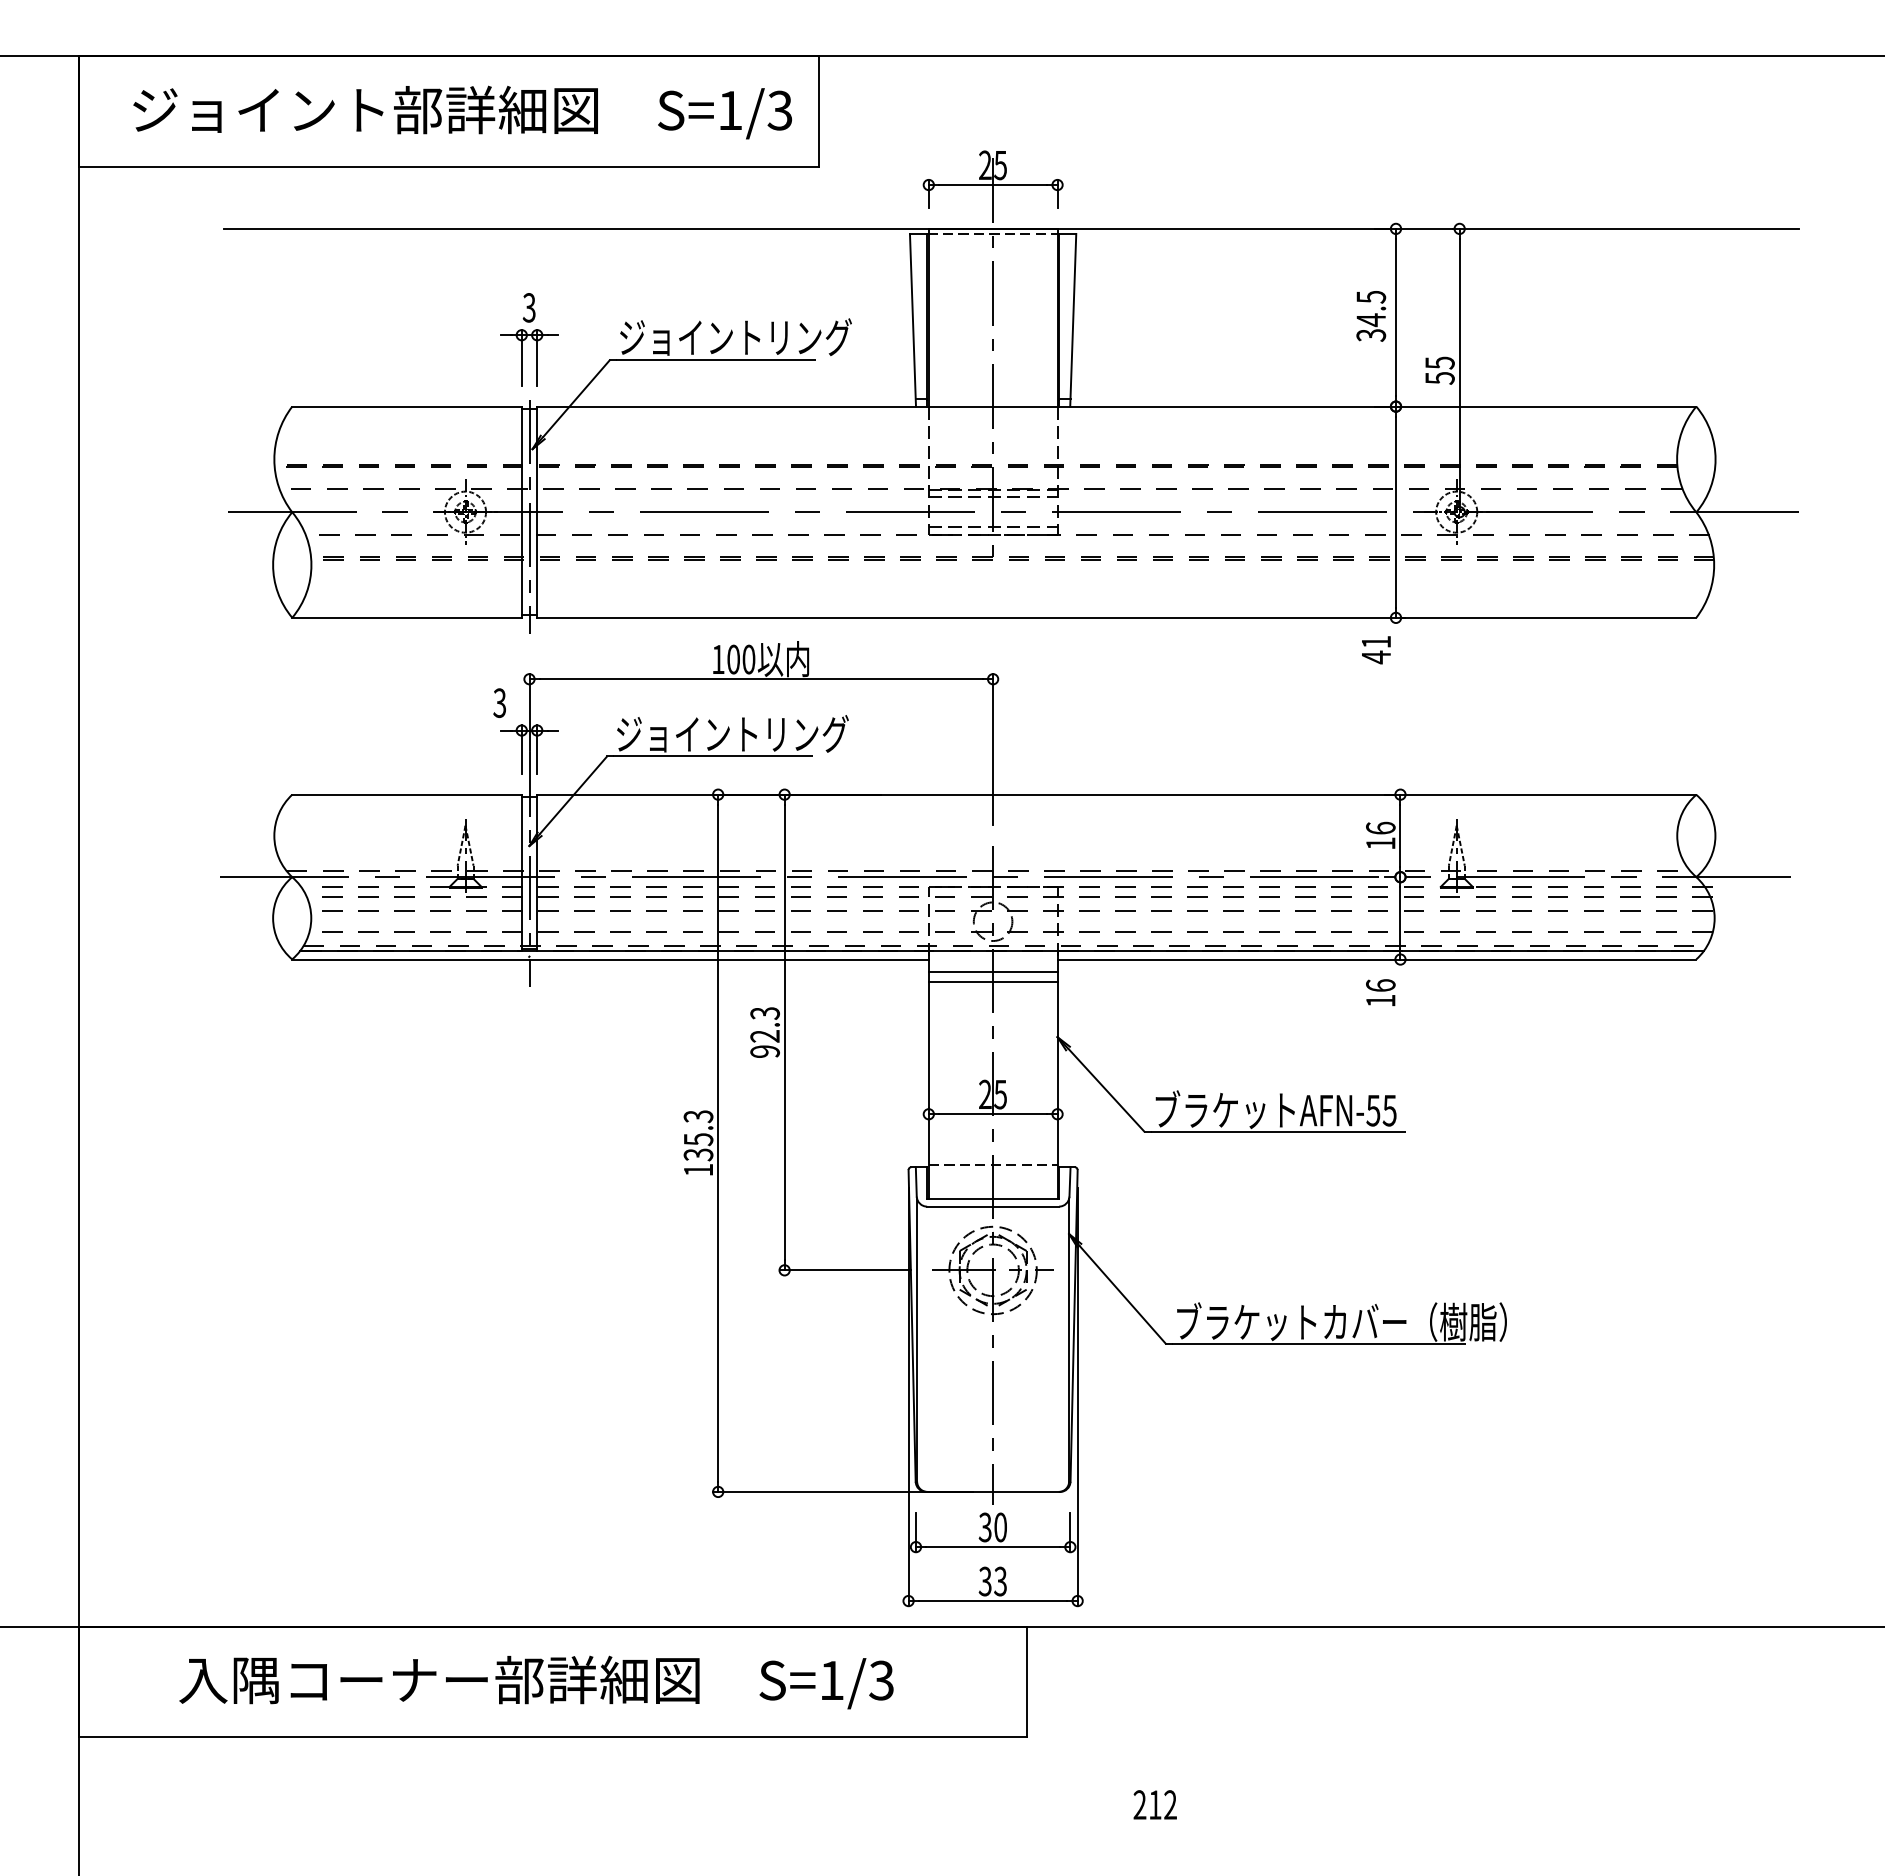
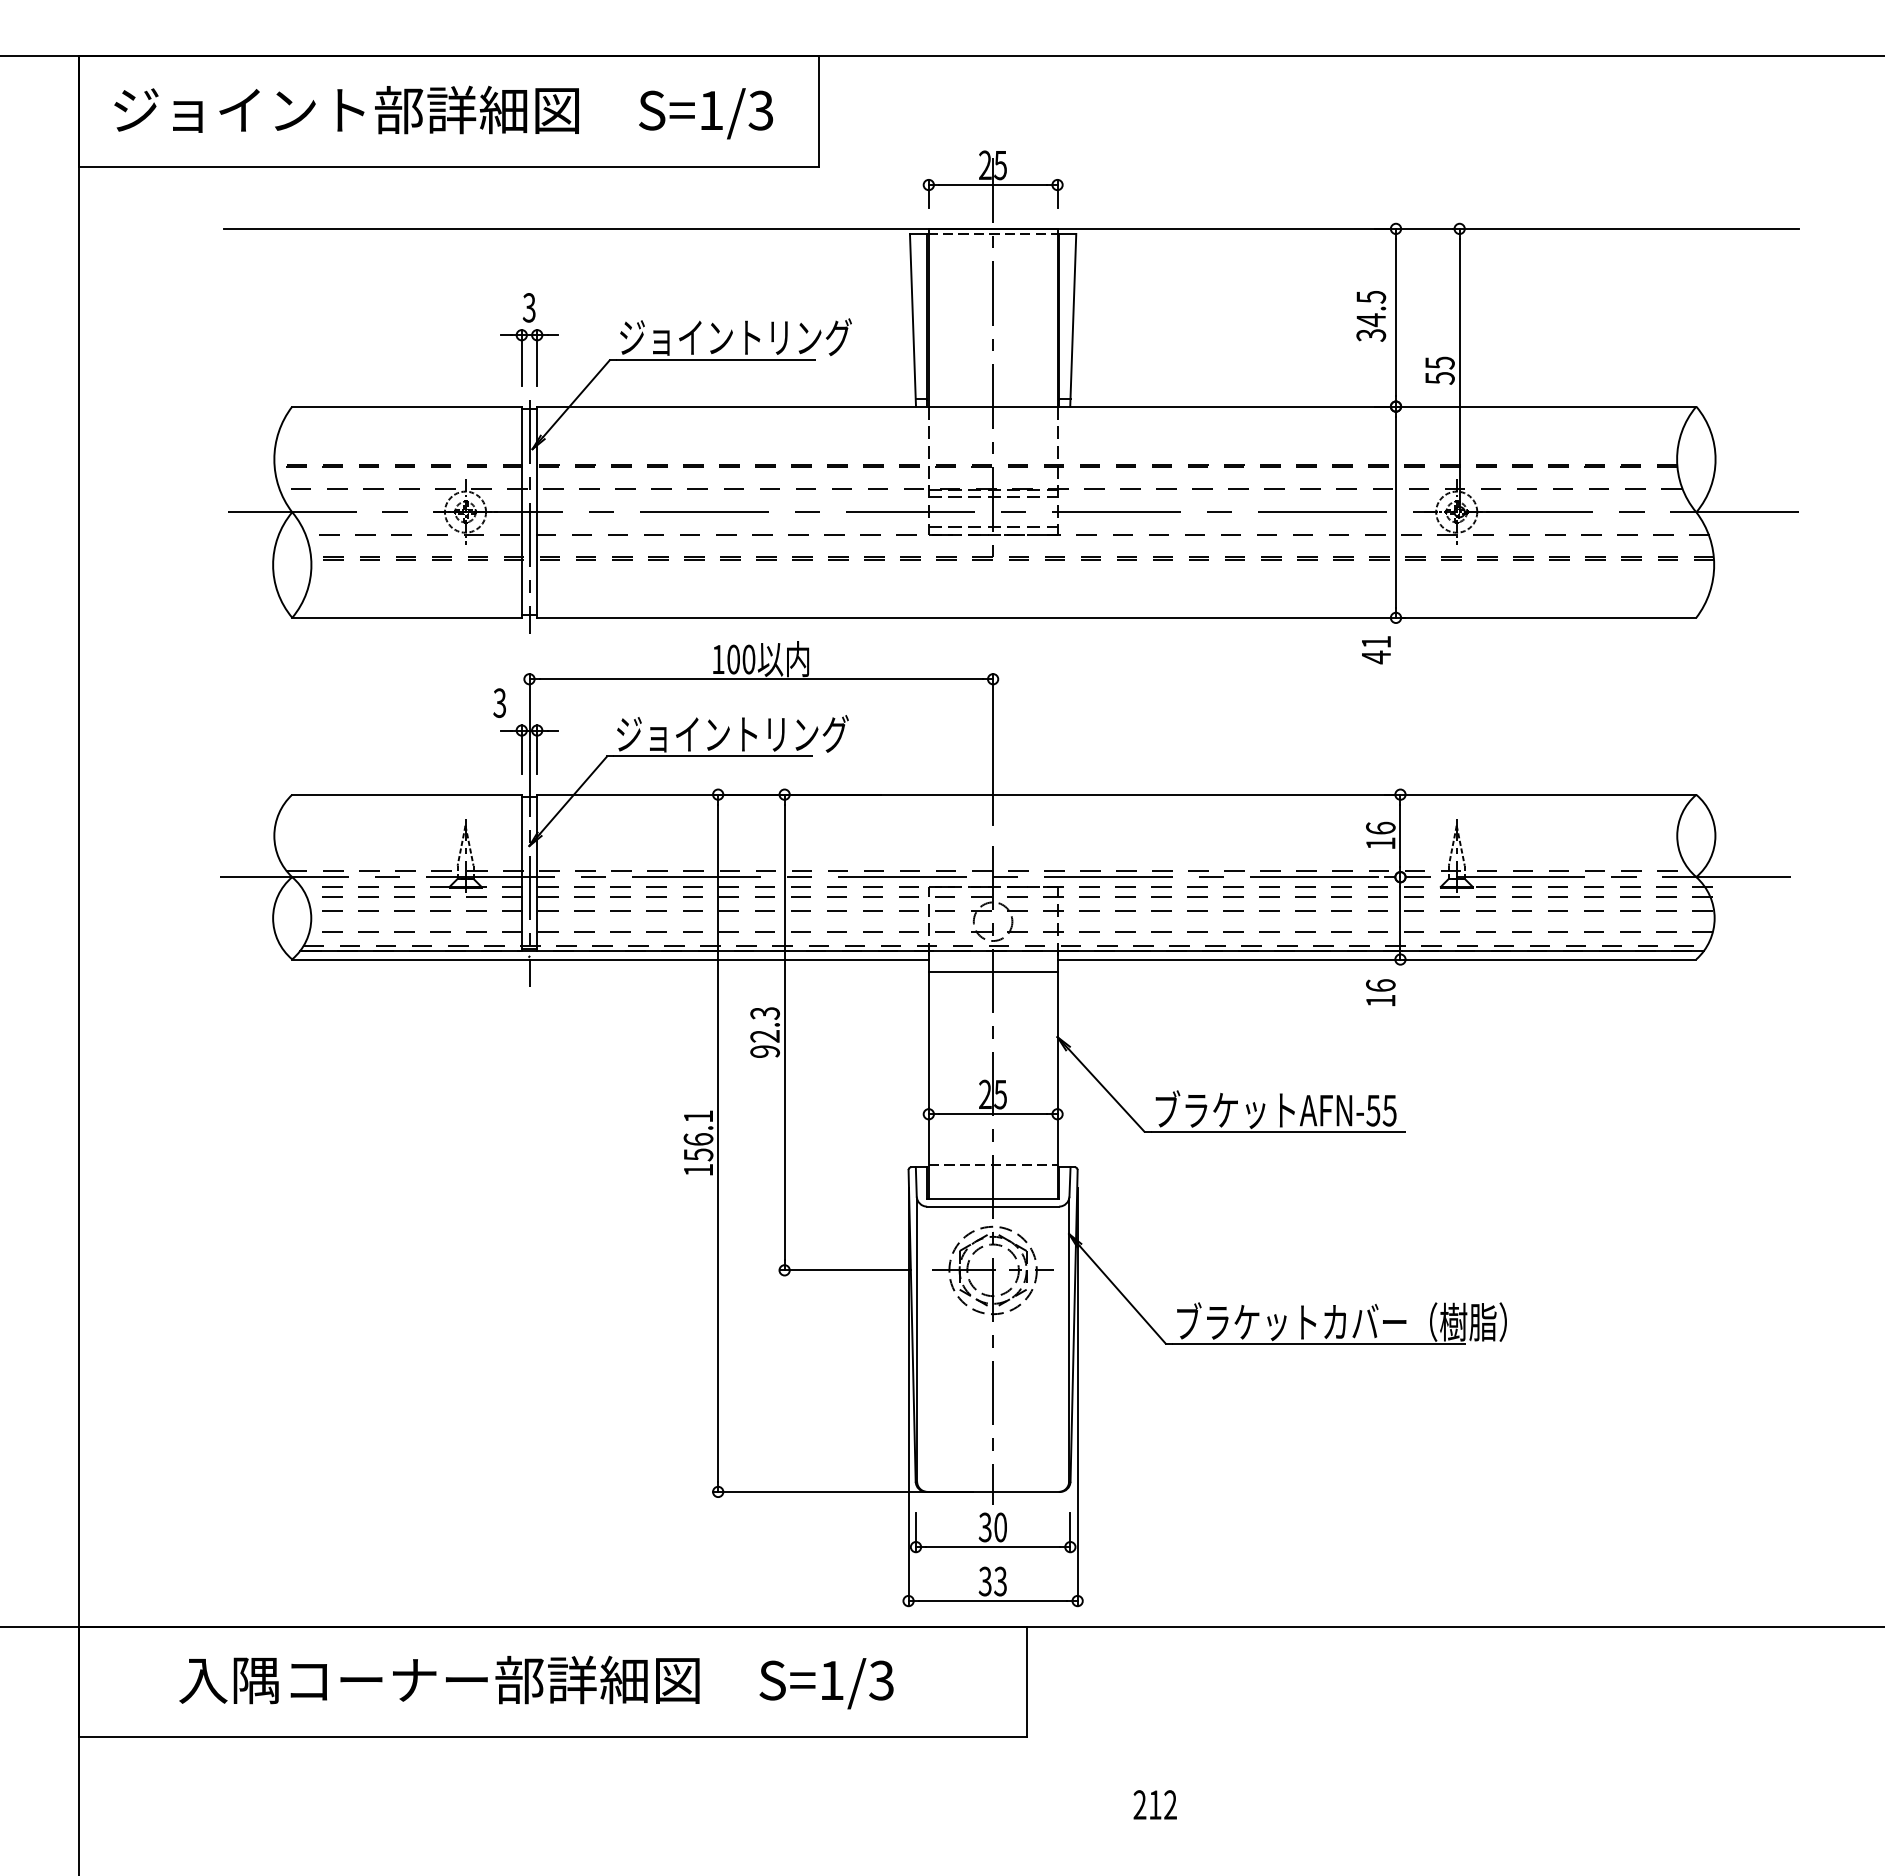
text position: (462, 112) -> (443, 112) (443, 112)
line: present -> none (992, 981)
text: 135.3 -> 156.1 (698, 1135)
